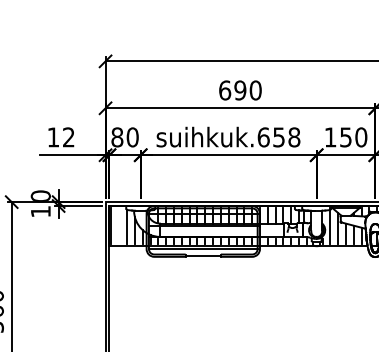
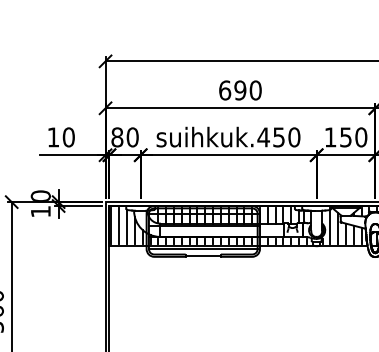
text: 12 -> 10 (68, 137)
text: suihkuk.658 -> suihkuk.450 (278, 137)
line: none -> present (119, 225)
